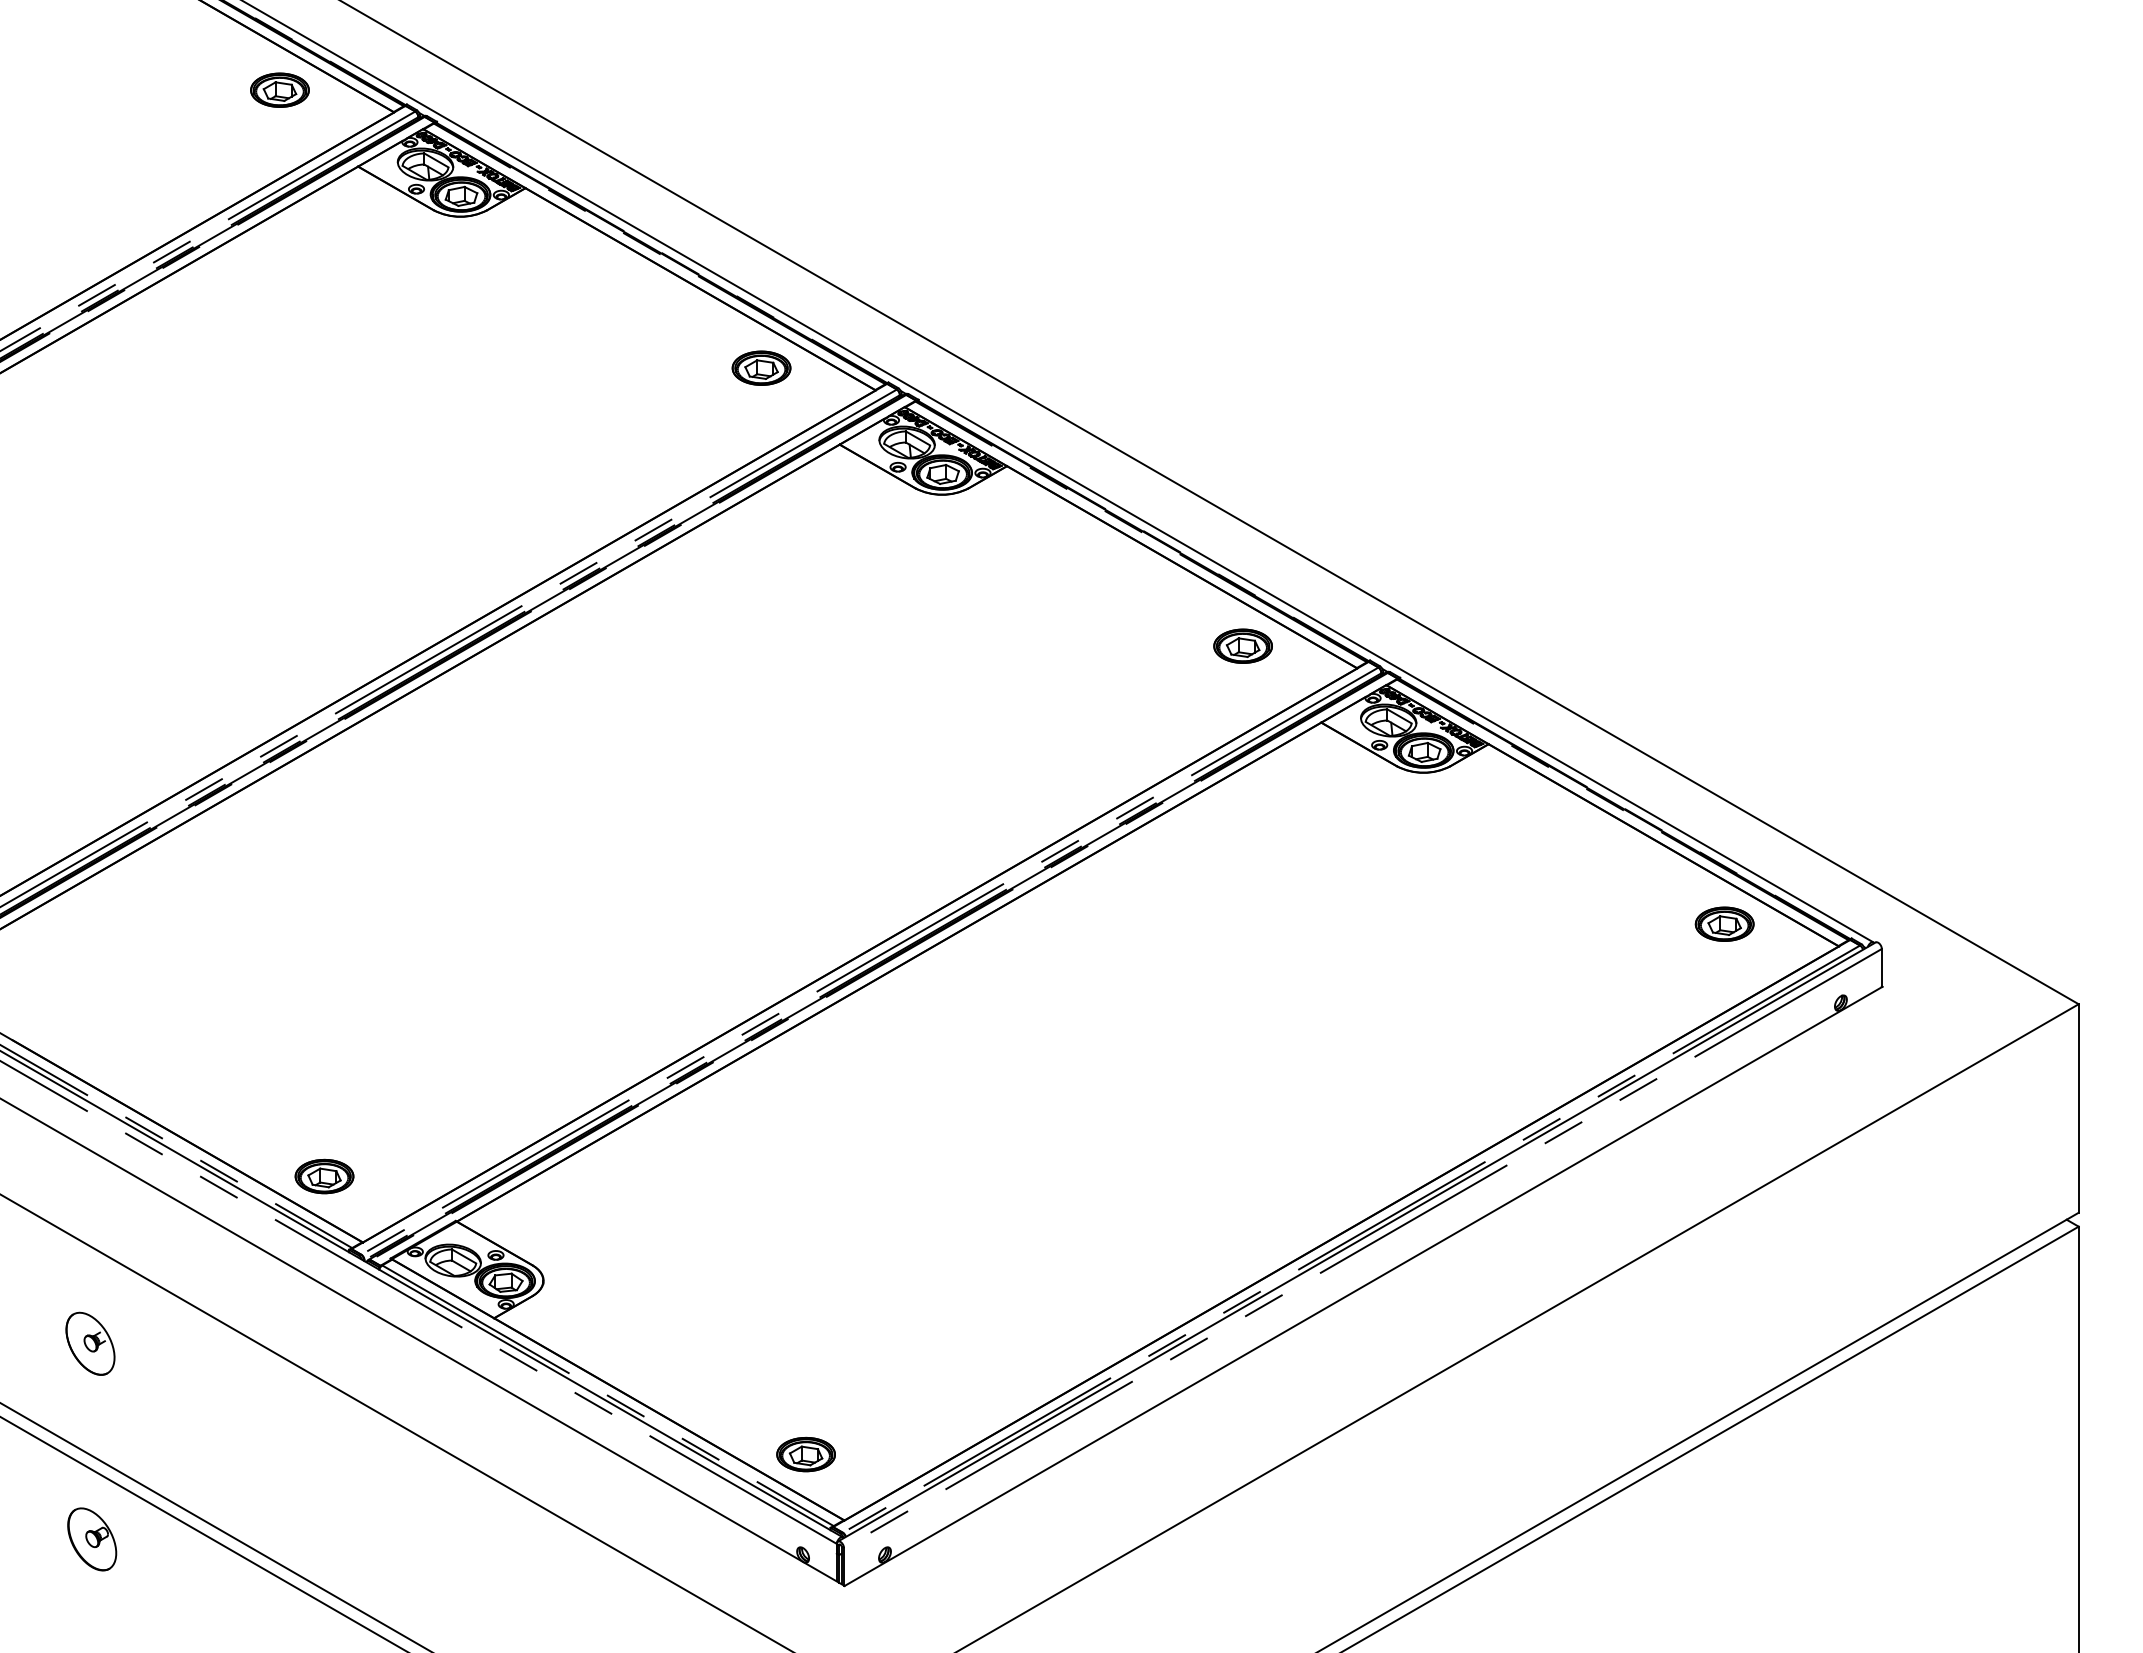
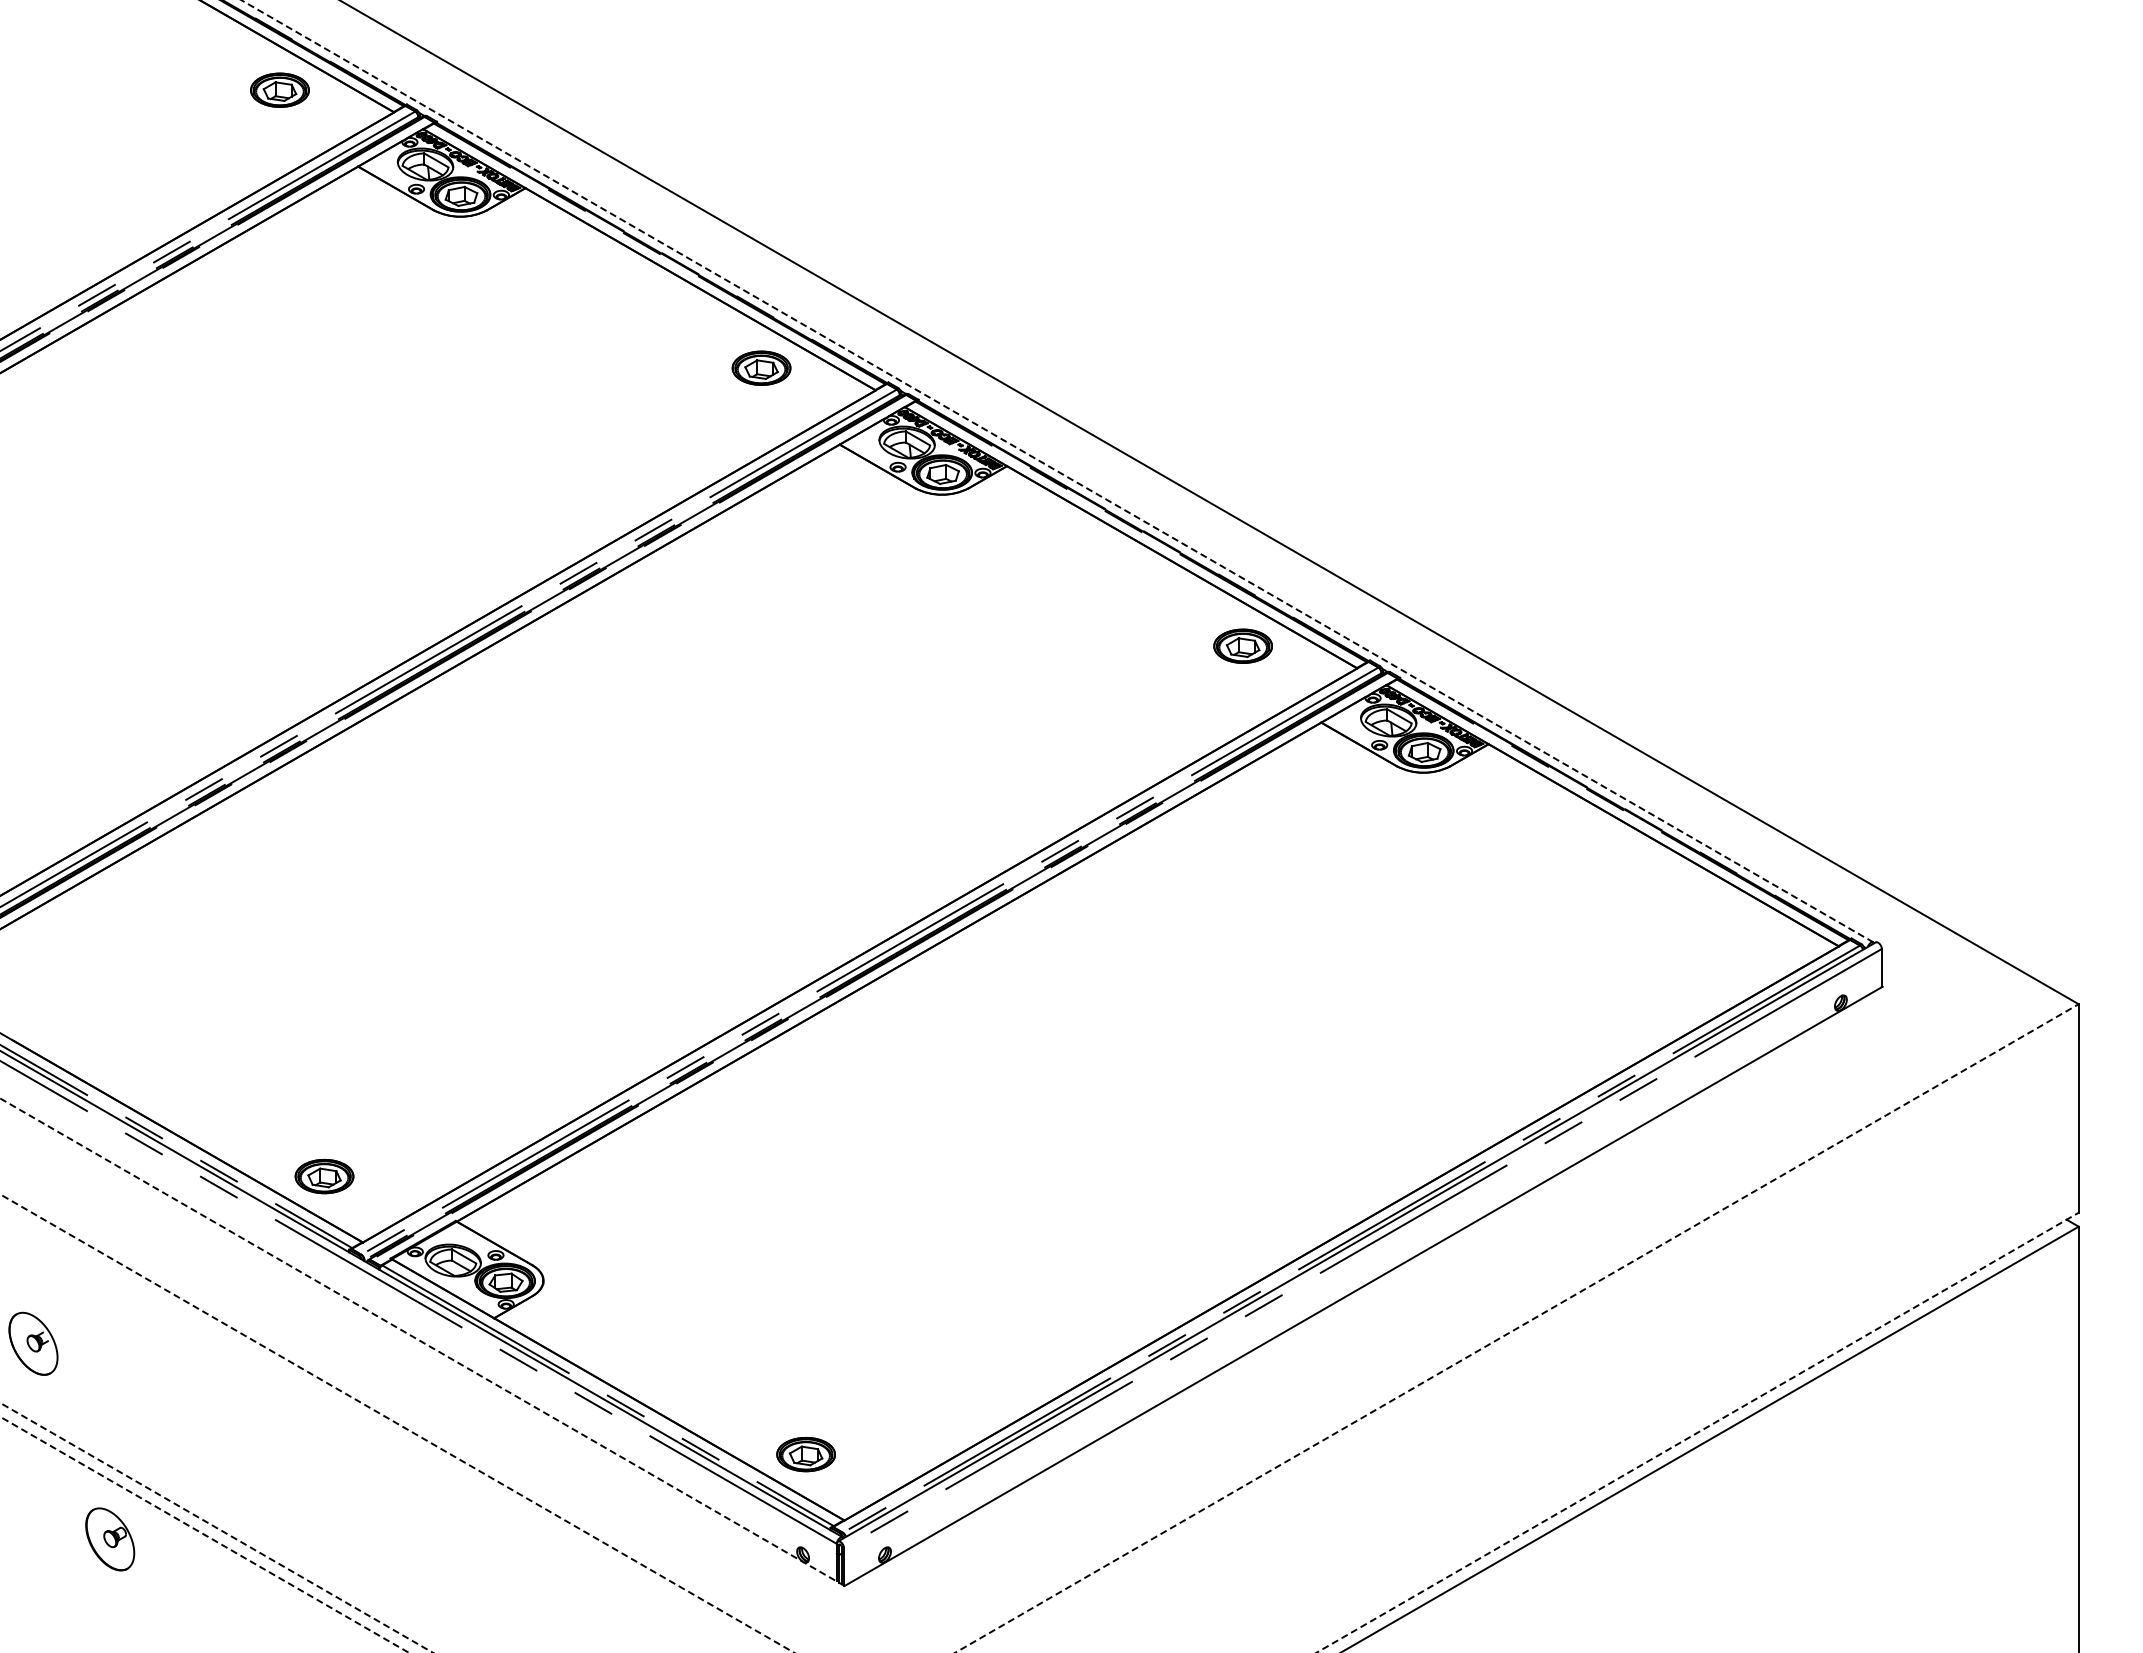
line: solid -> dashed (1056, 471)
part: present -> none (1724, 923)
line: solid -> dashed (1516, 1328)
line: solid -> dashed (422, 1342)
part position: (90, 1343) -> (33, 1343) (33, 1343)
line: solid -> dashed (397, 1423)
line: solid -> dashed (1697, 1432)
line: solid -> dashed (216, 1527)
line: solid -> dashed (204, 1534)
part position: (92, 1539) -> (110, 1539) (110, 1539)
